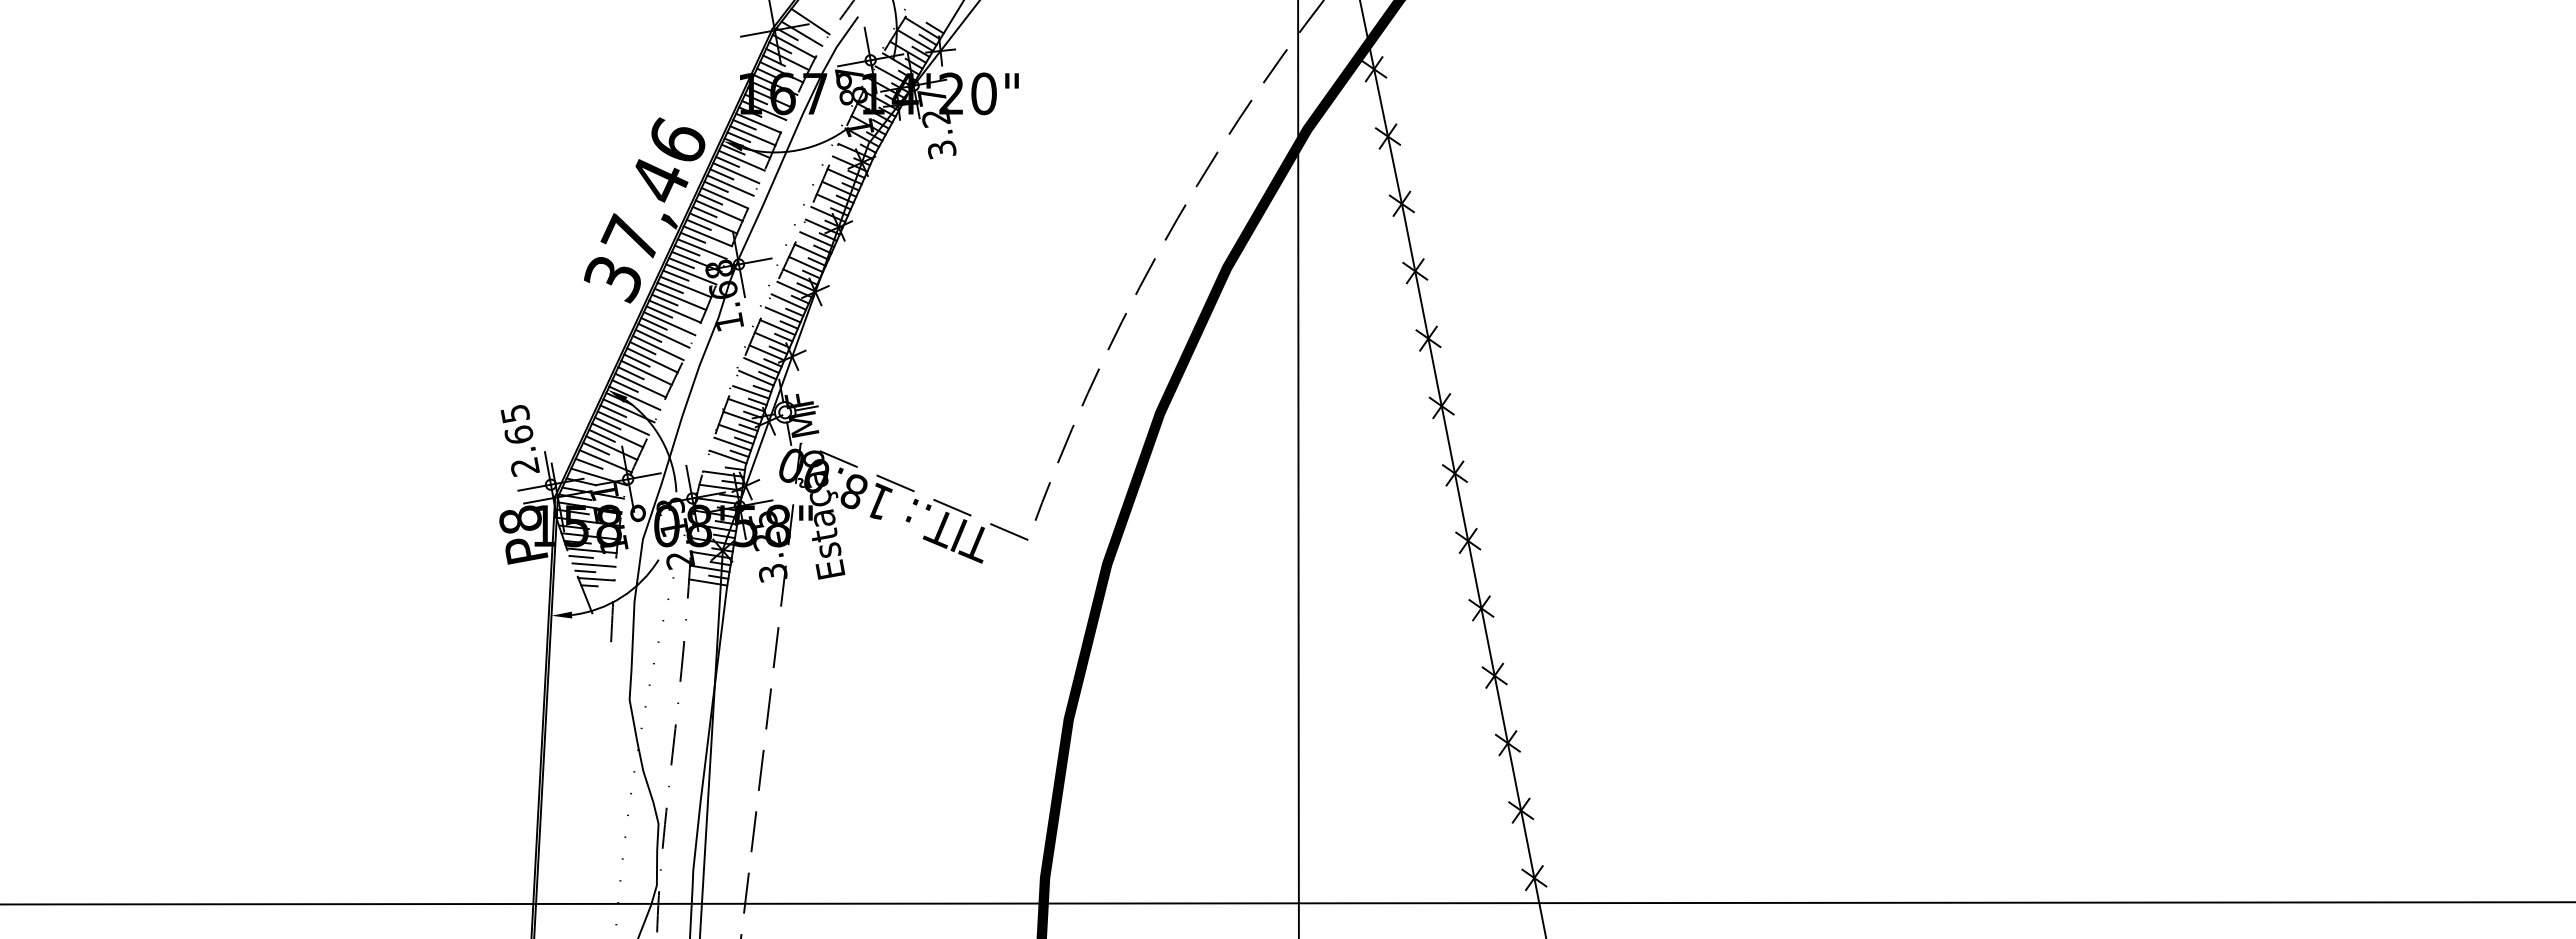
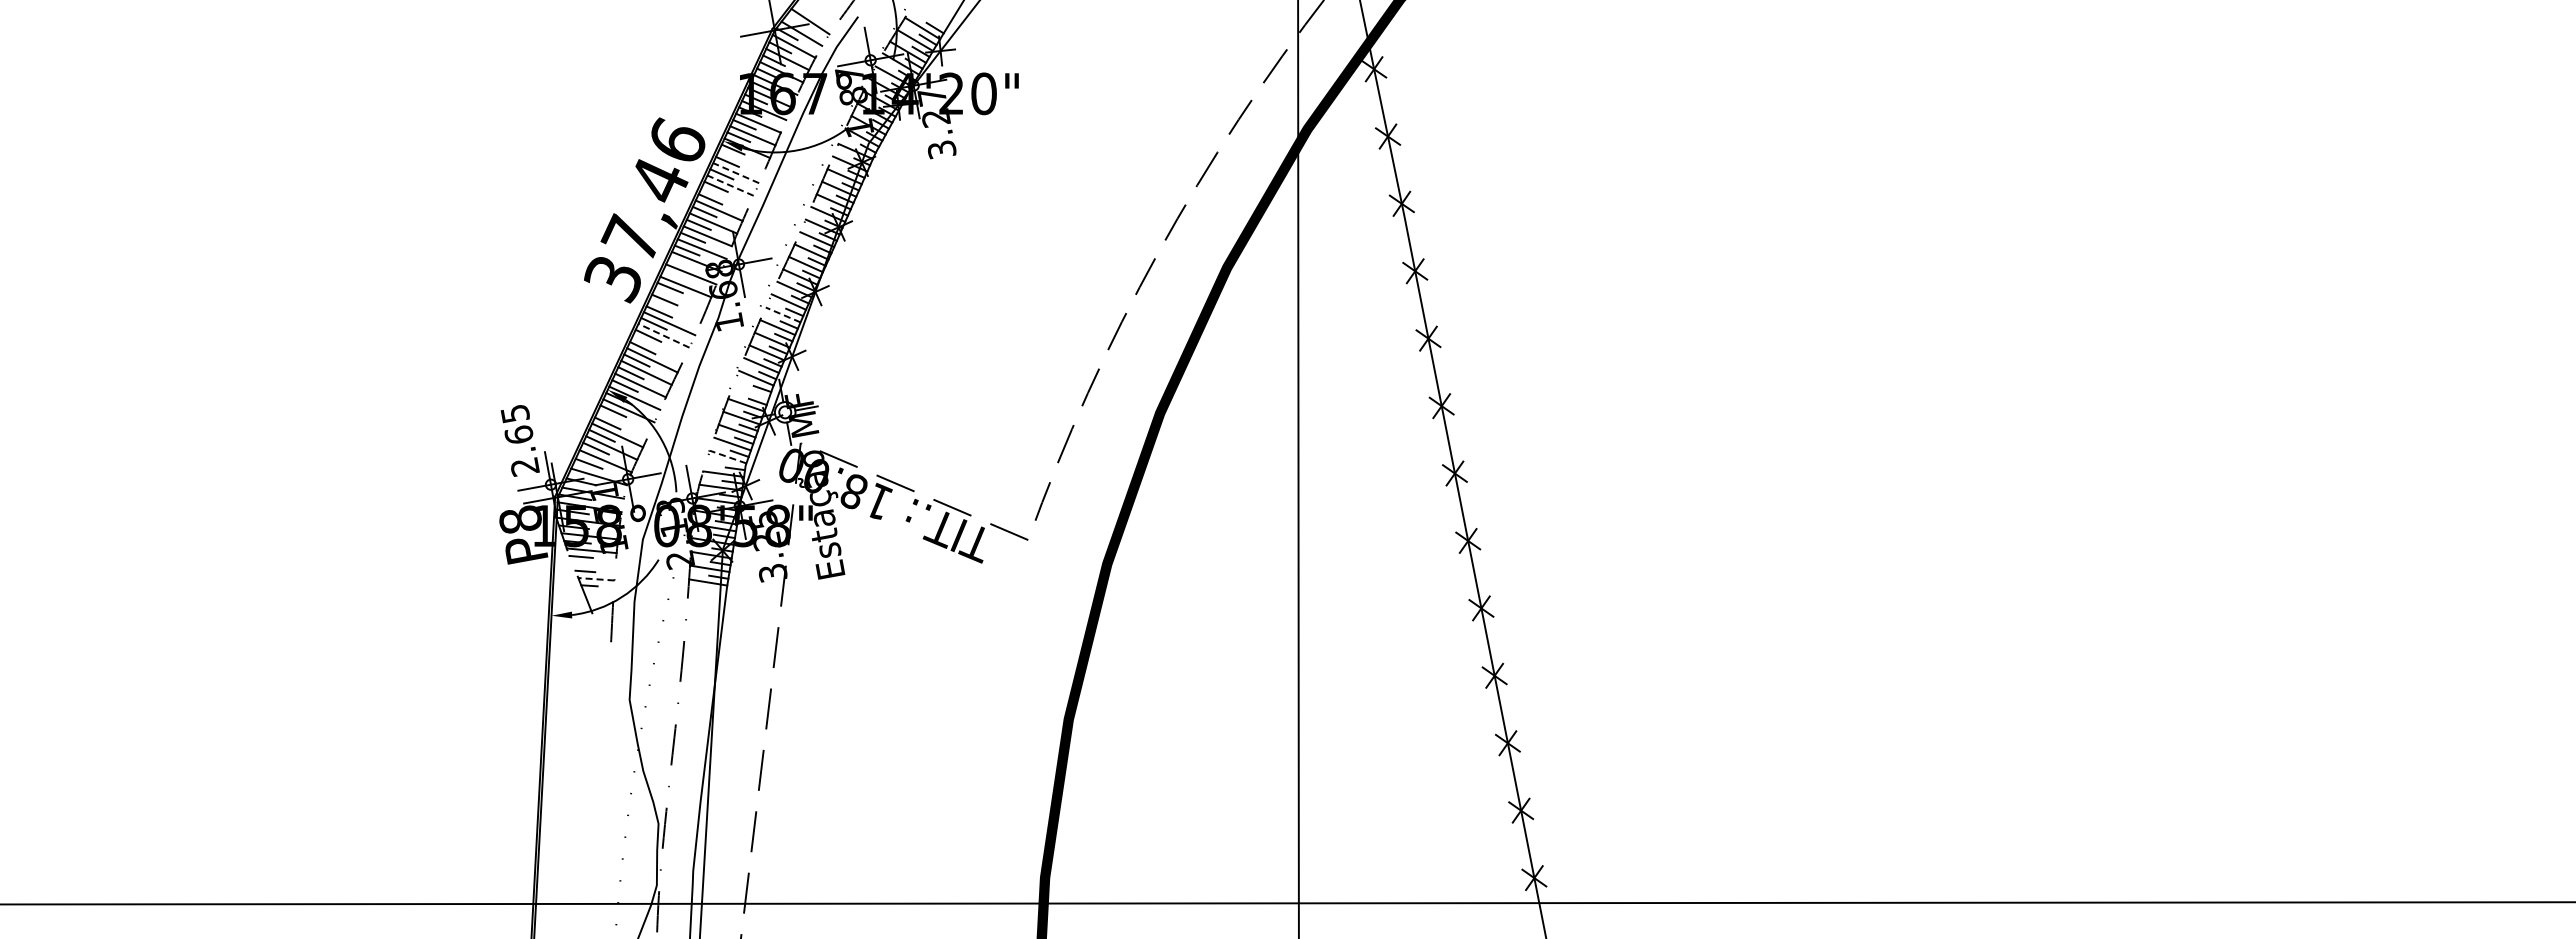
line: present -> none (741, 160)
line: solid -> dashed (735, 172)
line: solid -> dashed (730, 185)
line: present -> none (724, 197)
line: present -> none (681, 263)
line: present -> none (675, 275)
line: present -> none (680, 299)
line: present -> none (674, 311)
line: solid -> dashed (783, 314)
line: solid -> dashed (663, 335)
line: present -> none (657, 347)
line: present -> none (751, 392)
line: present -> none (622, 422)
line: solid -> dashed (727, 456)
line: present -> none (593, 564)
line: solid -> dashed (595, 579)
